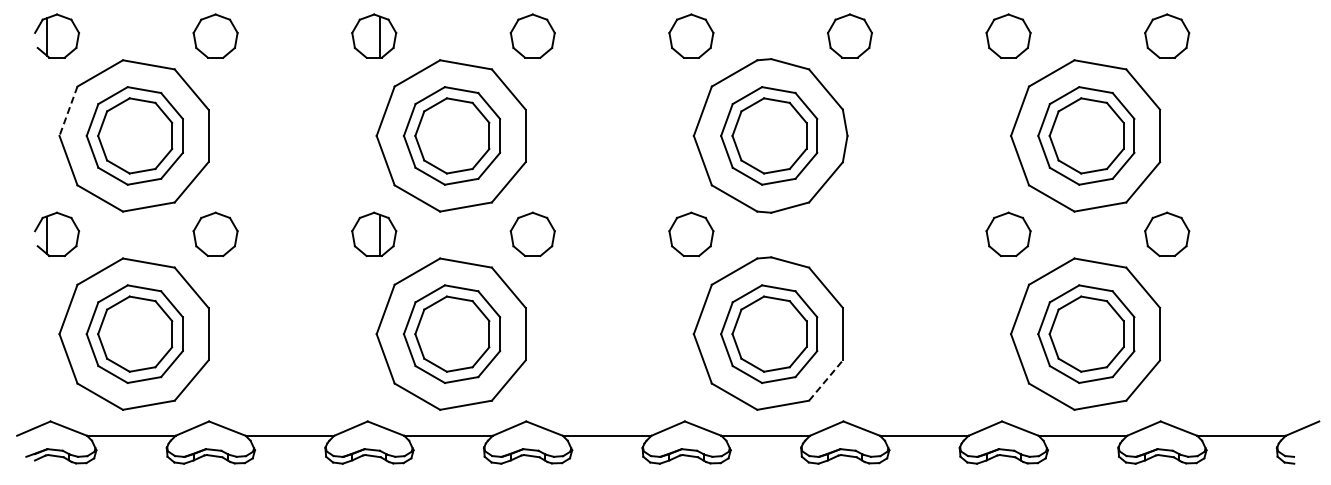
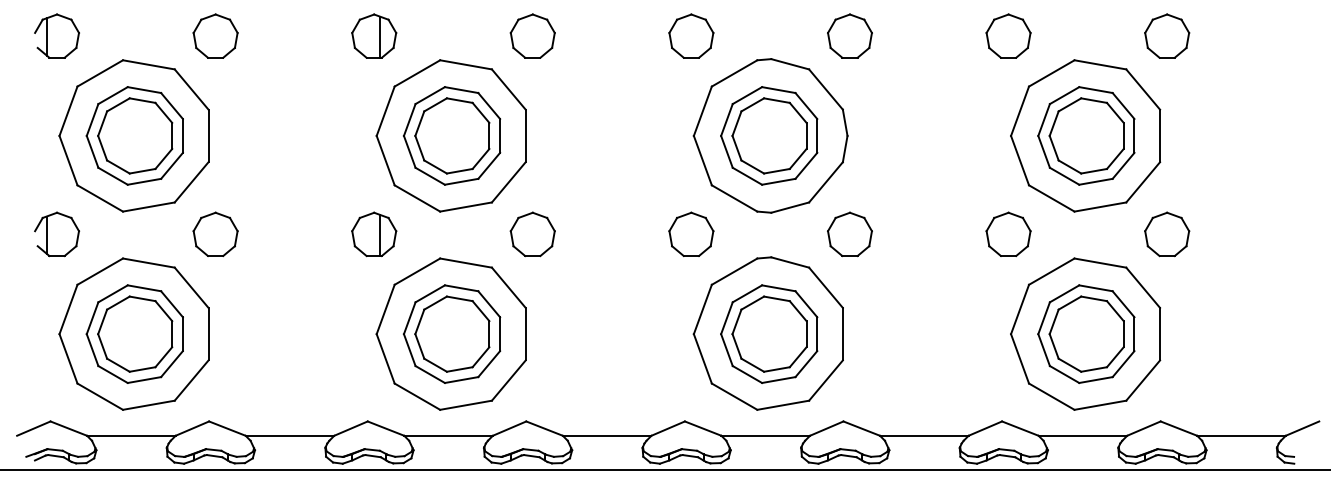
line: dashed -> solid (68, 111)
part: none -> present (849, 234)
line: dashed -> solid (826, 380)
line: none -> present (664, 470)
